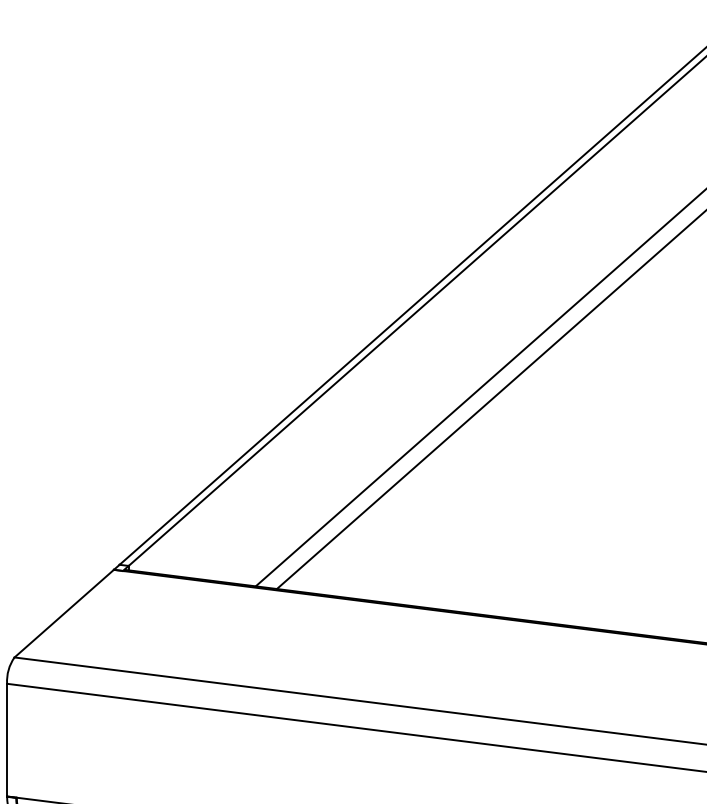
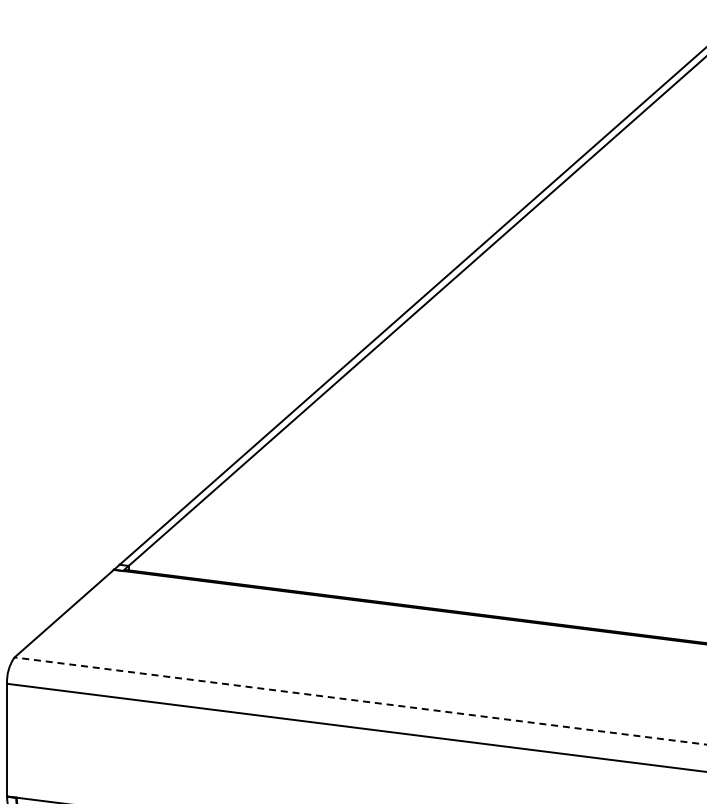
line: present -> none (479, 388)
line: present -> none (489, 400)
line: solid -> dashed (360, 701)
